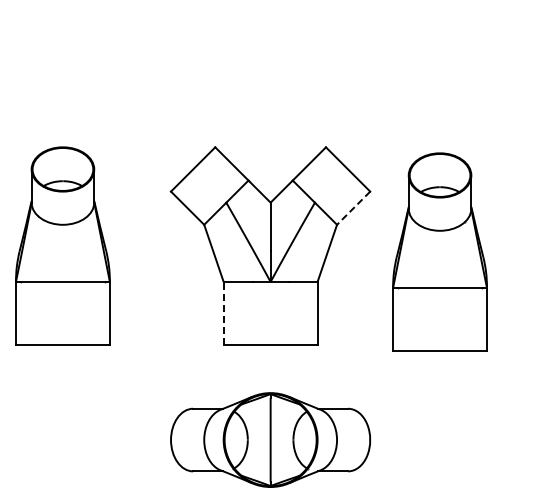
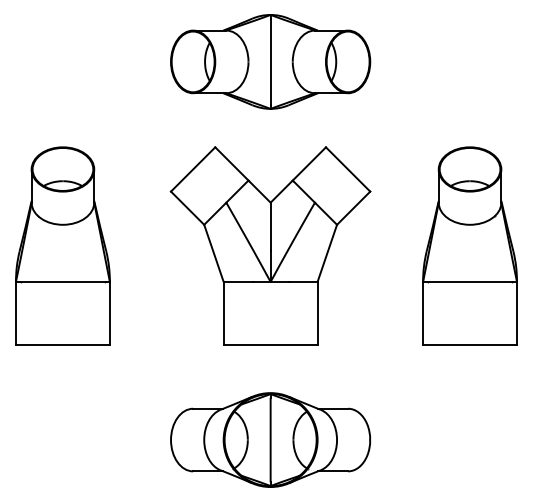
part: none -> present (270, 61)
line: dashed -> solid (353, 208)
part position: (439, 251) -> (469, 245) (469, 245)
line: dashed -> solid (223, 312)
